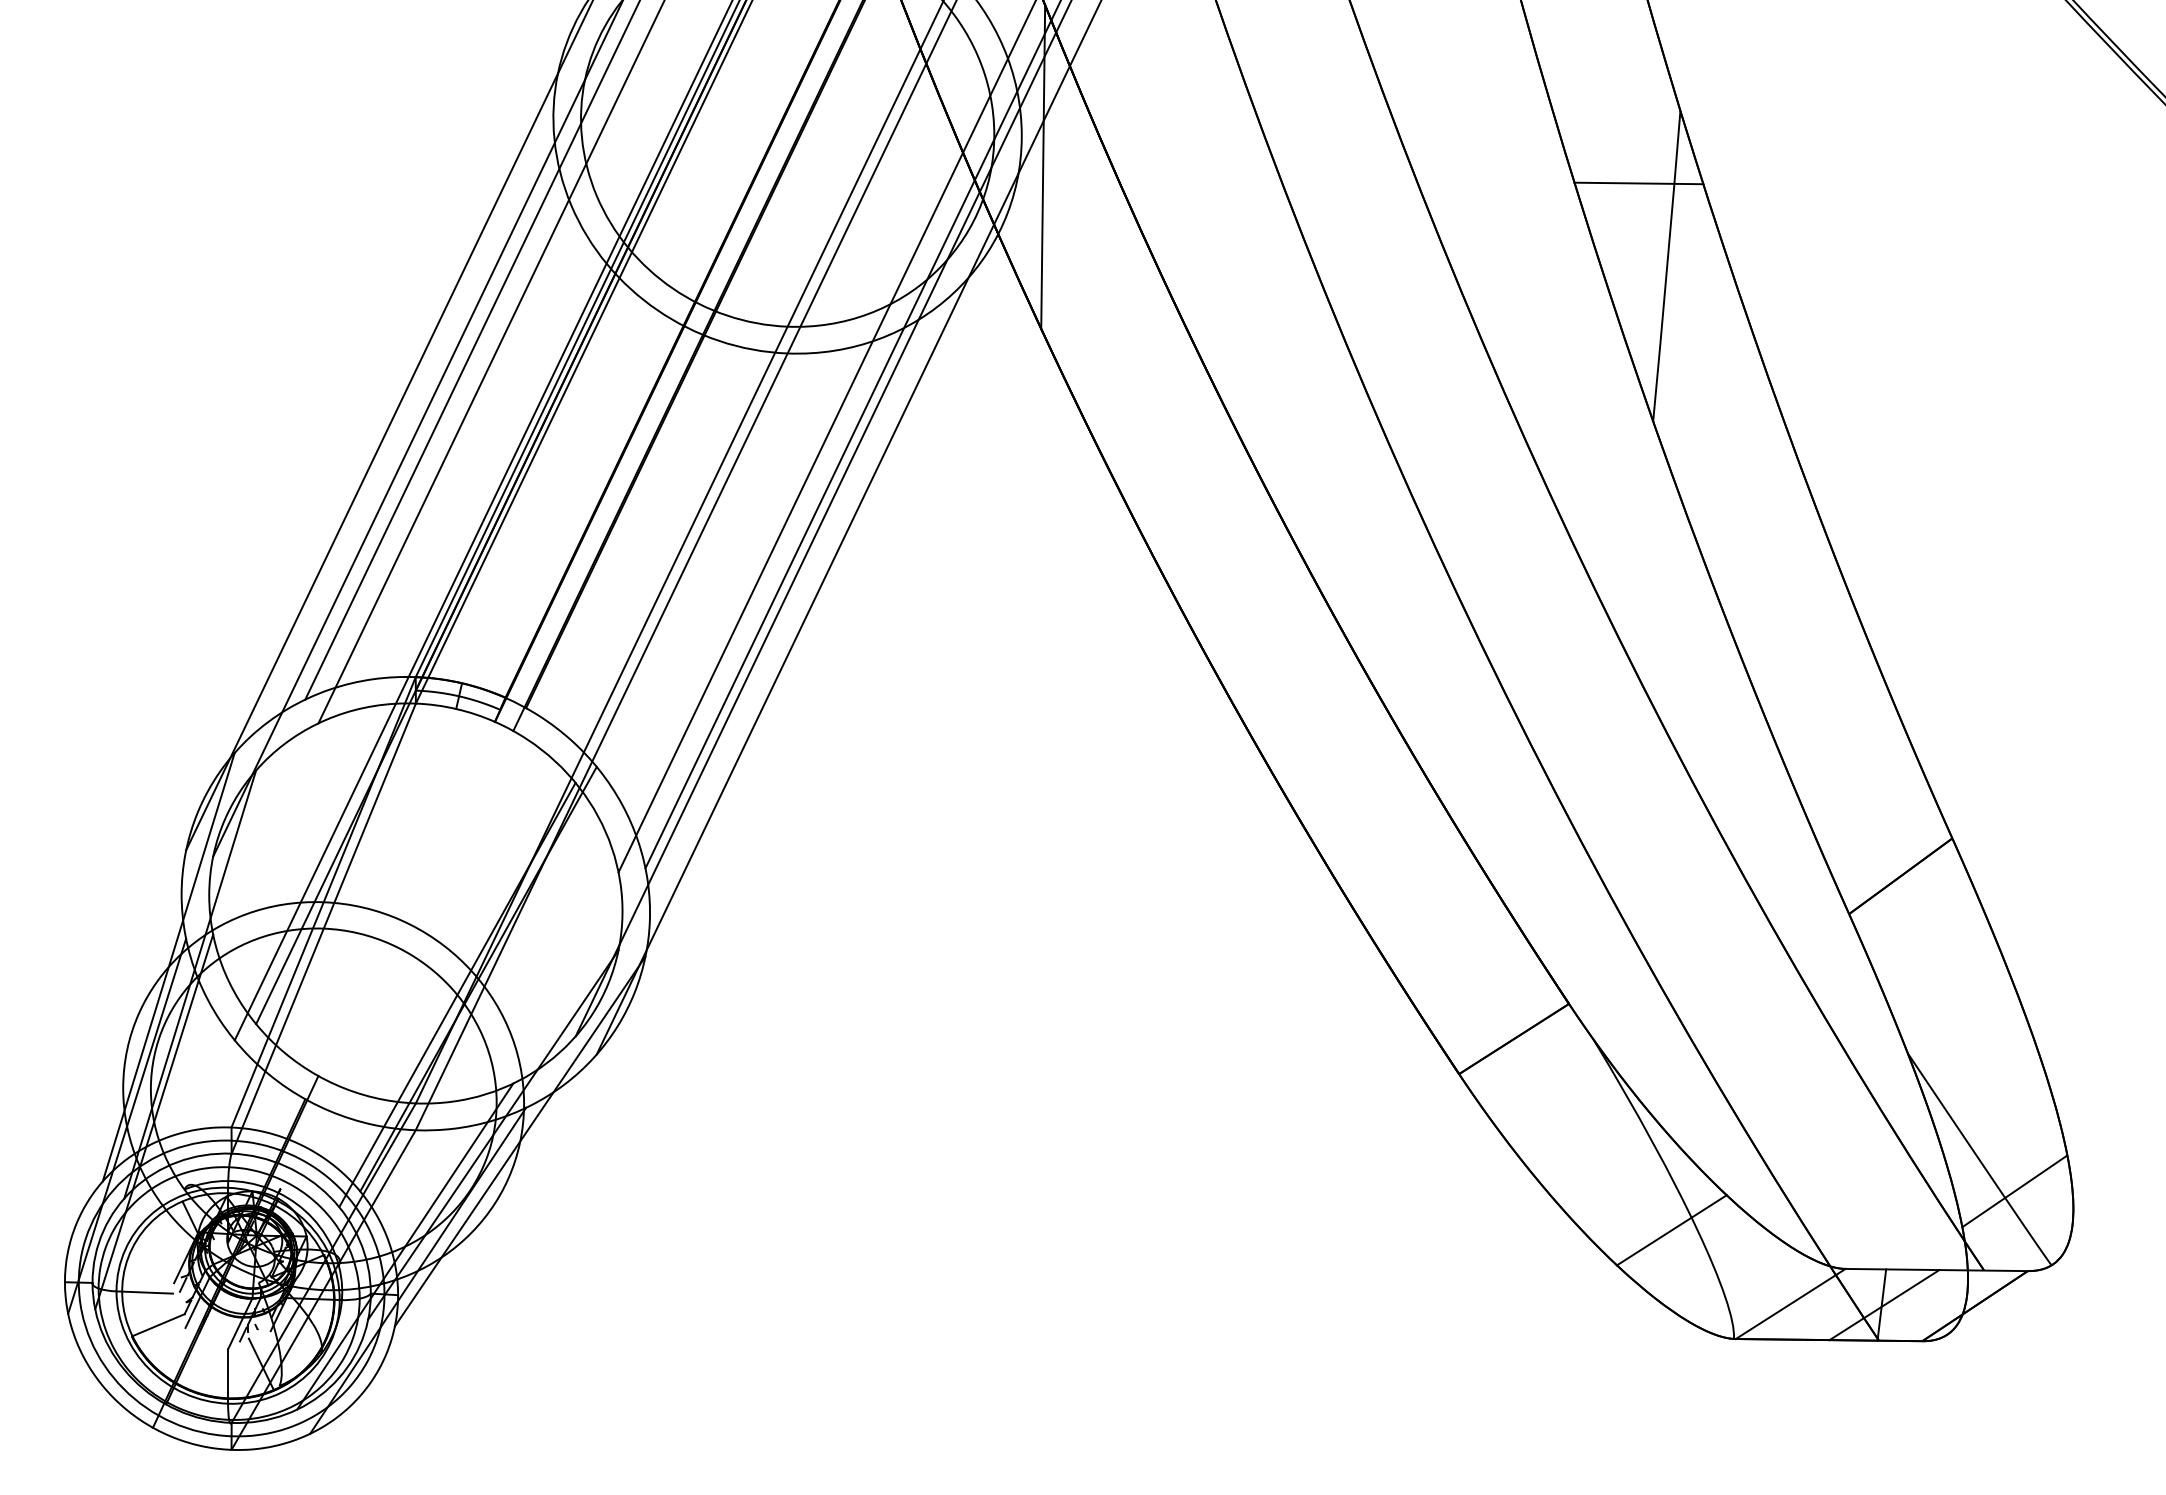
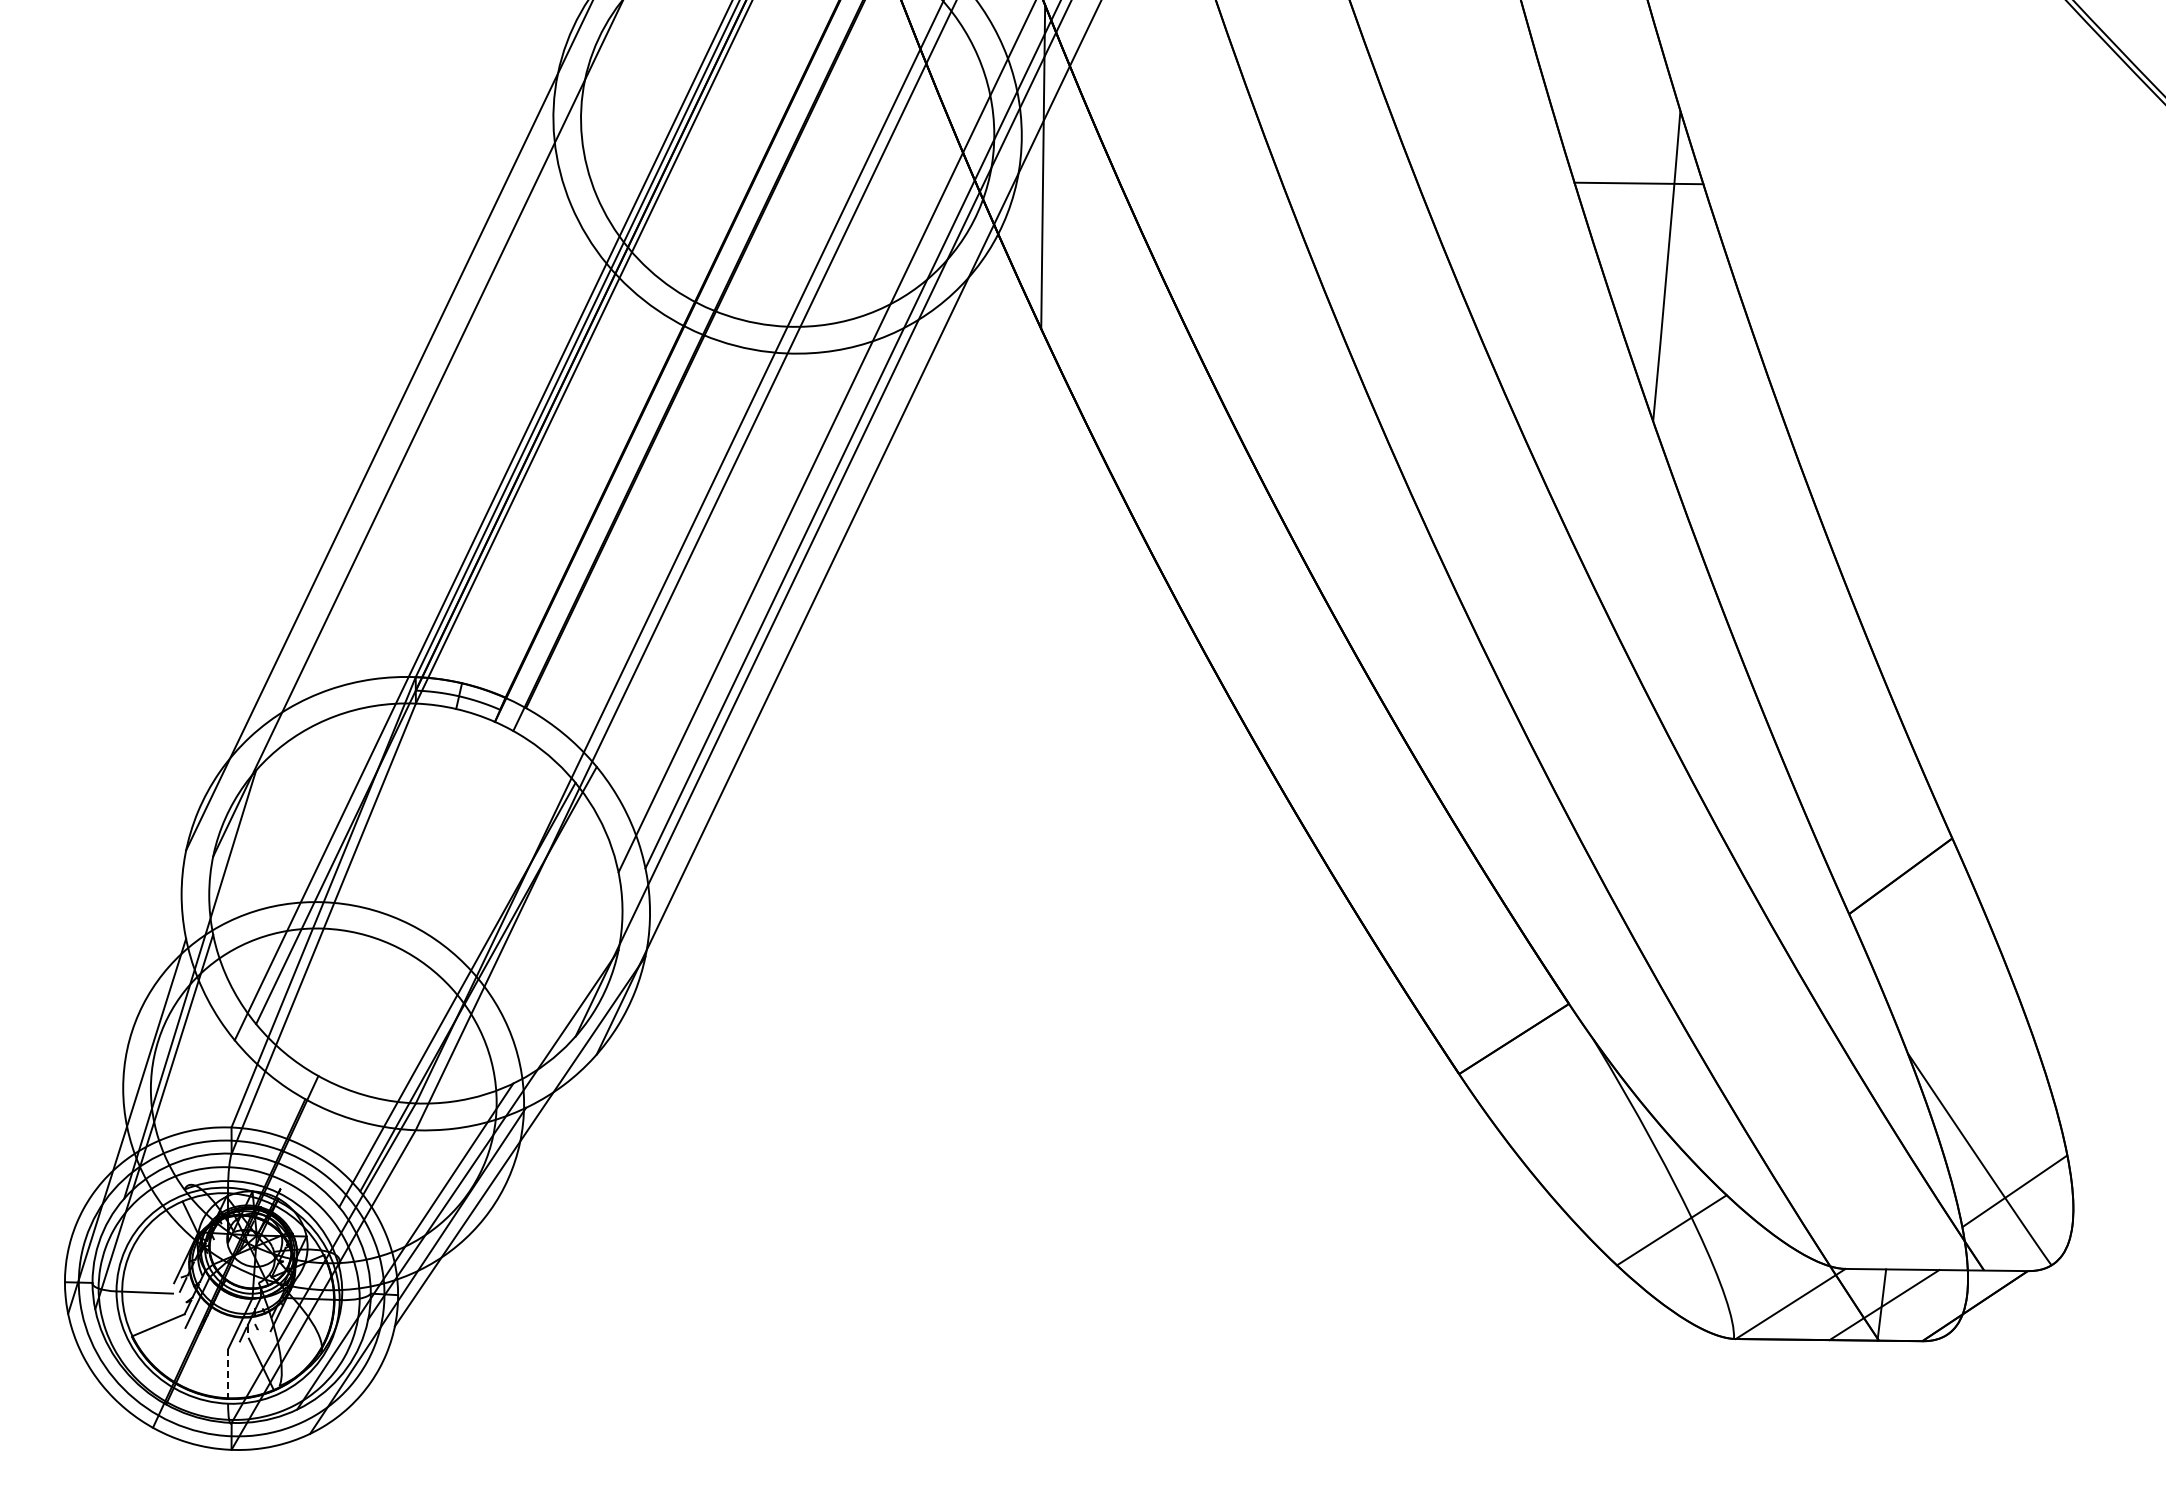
line: present -> none (472, 350)
line: present -> none (490, 362)
line: present -> none (168, 966)
line: solid -> dashed (228, 1376)
